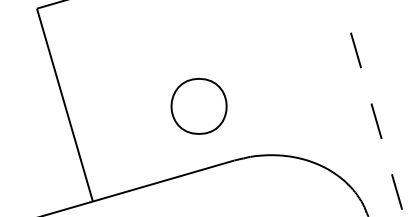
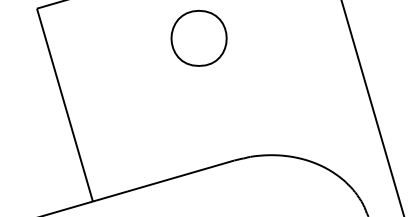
part position: (198, 105) -> (198, 37) (198, 37)
line: dashed -> solid (372, 107)
